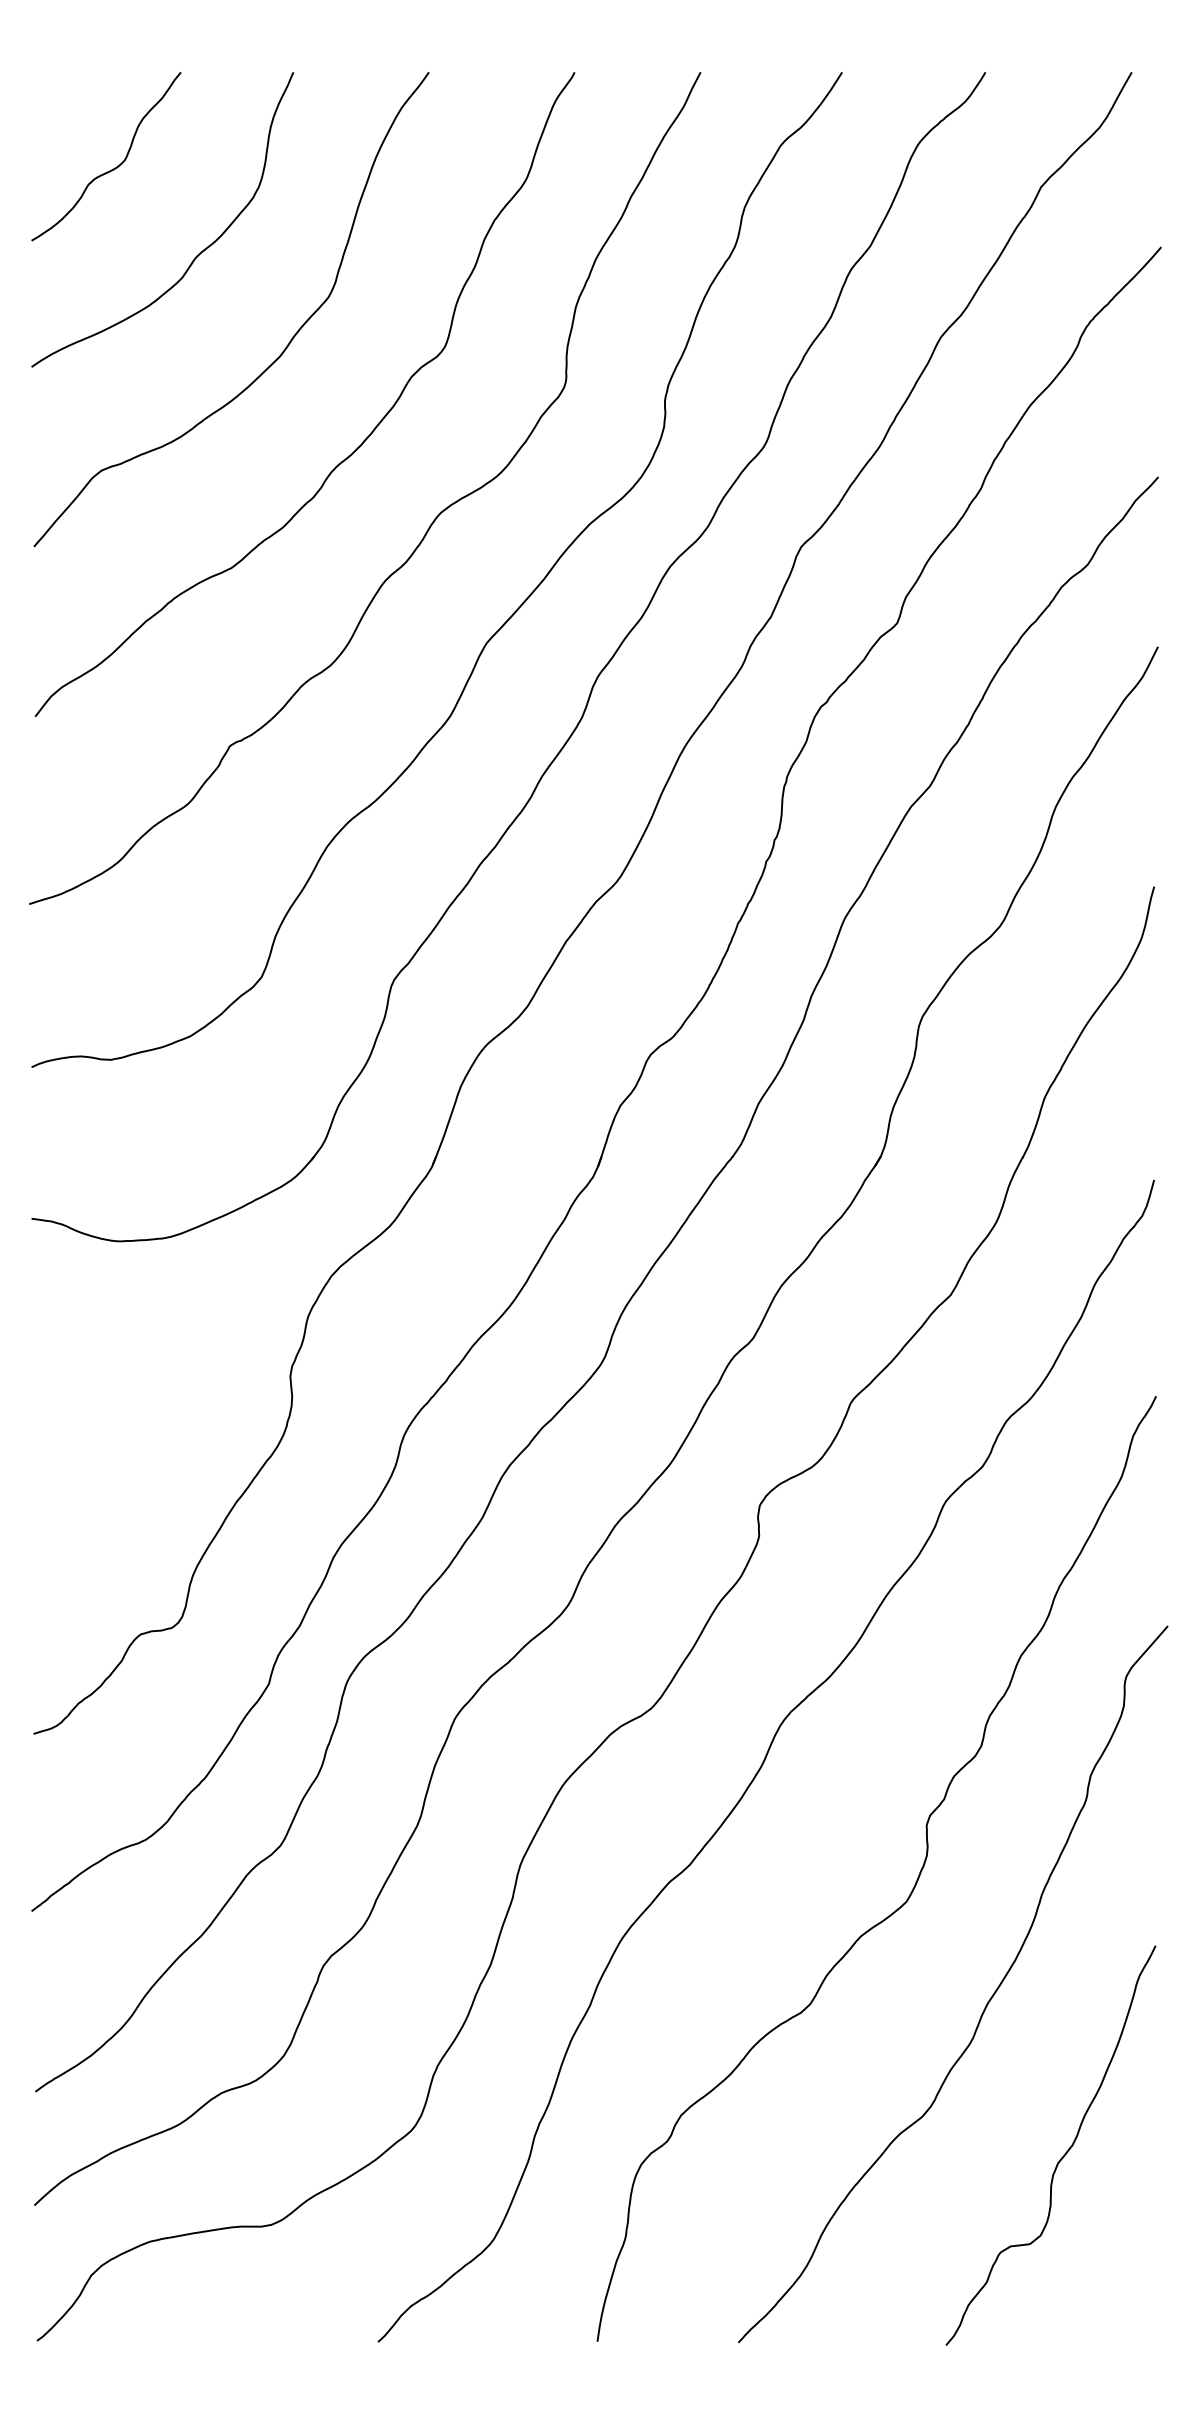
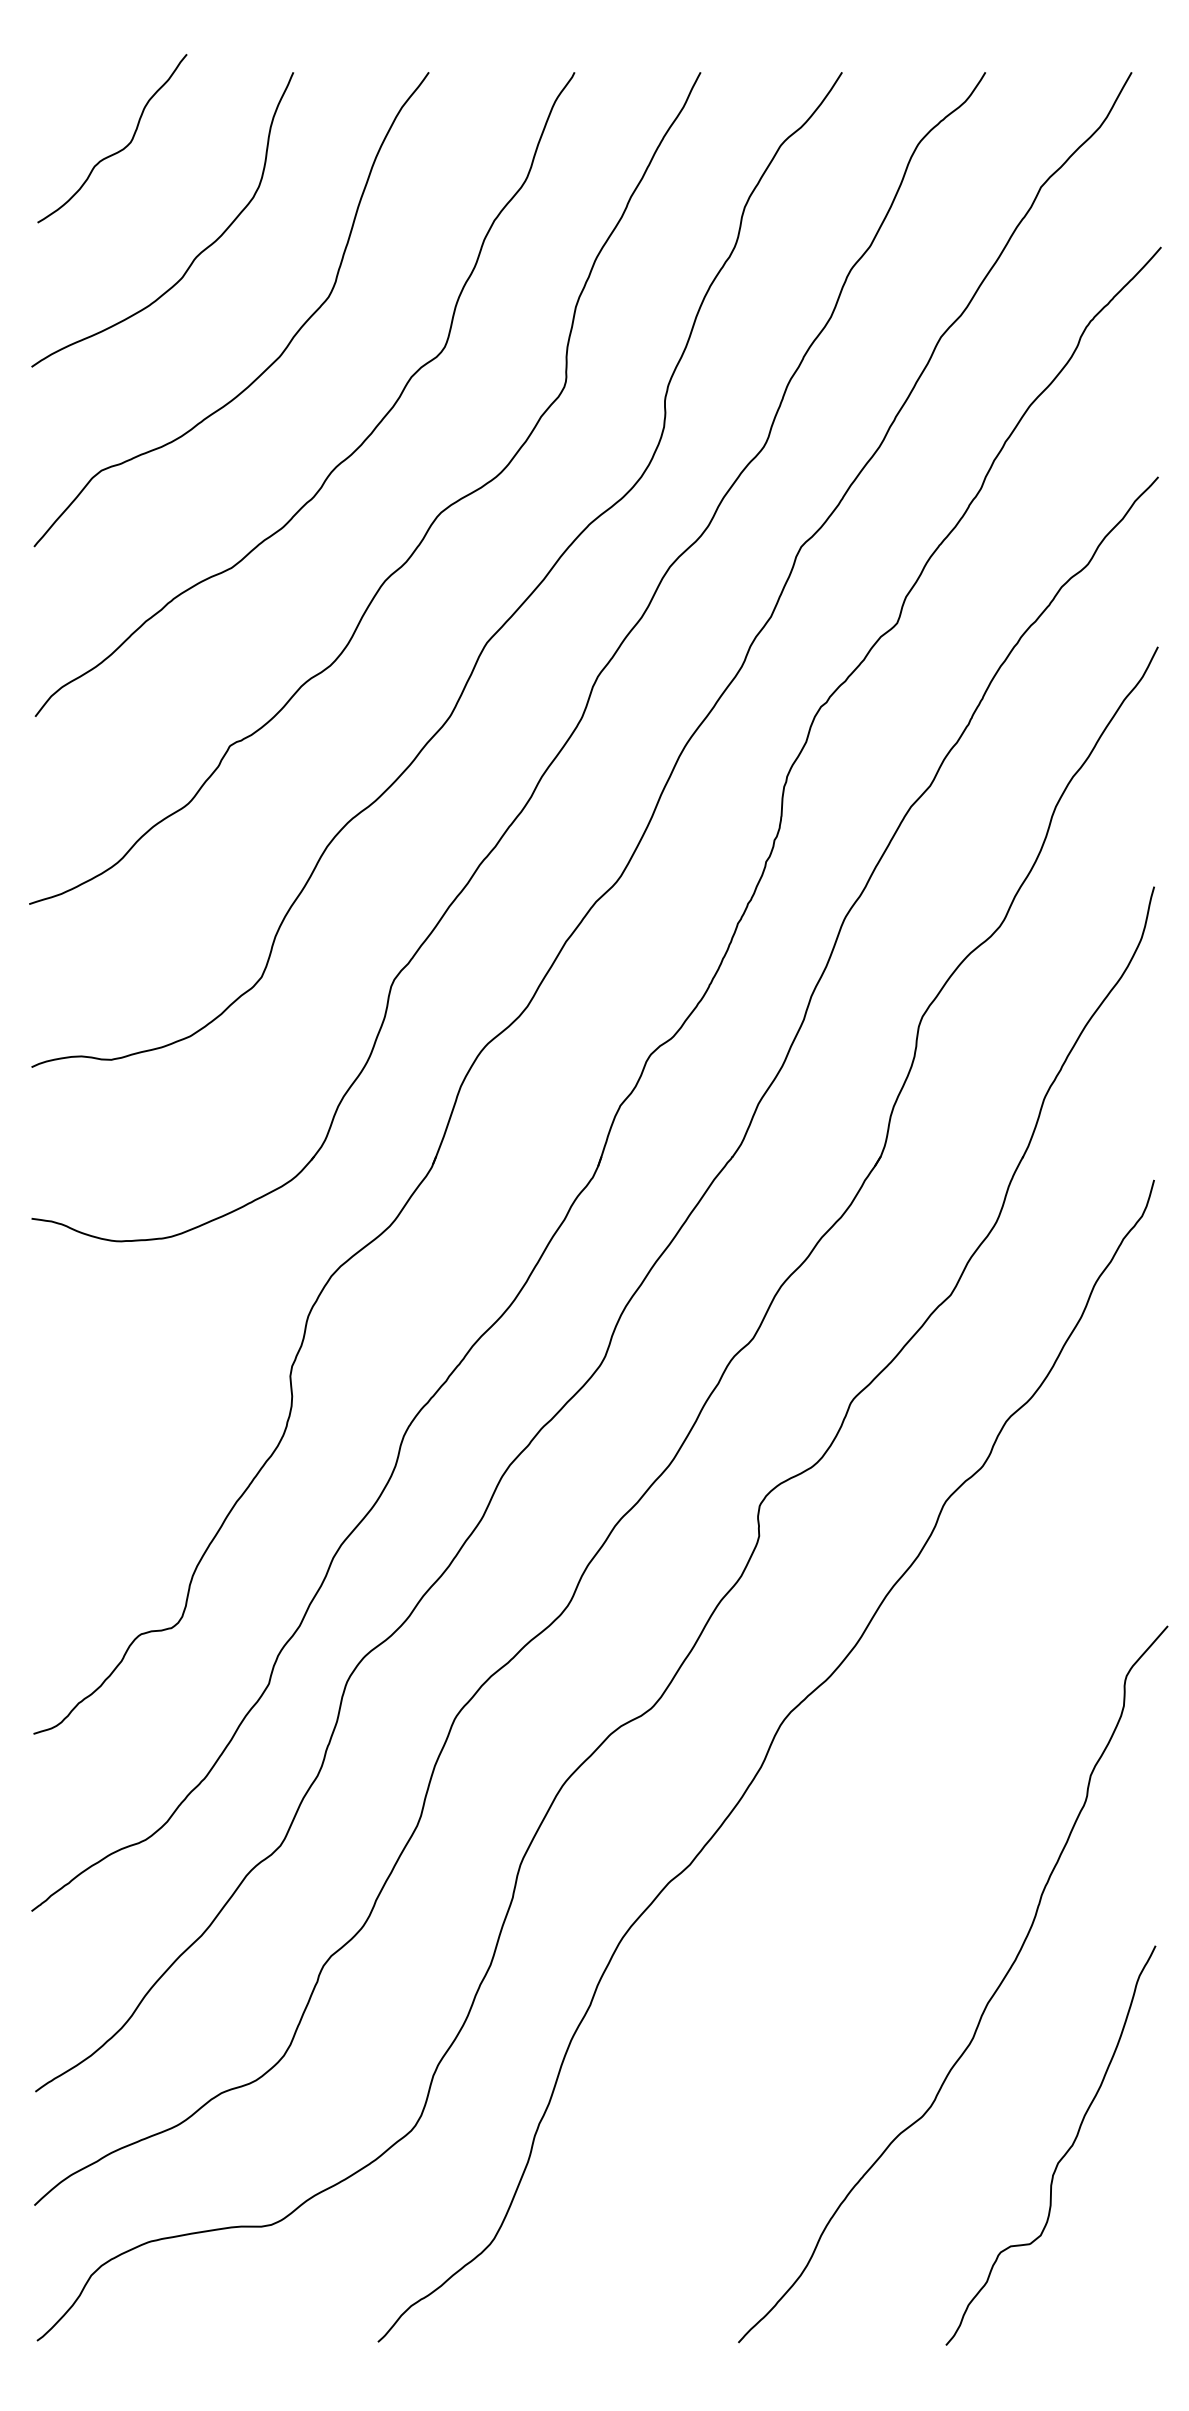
curve position: (114, 167) -> (120, 149) (120, 149)
curve: present -> none (913, 1886)
